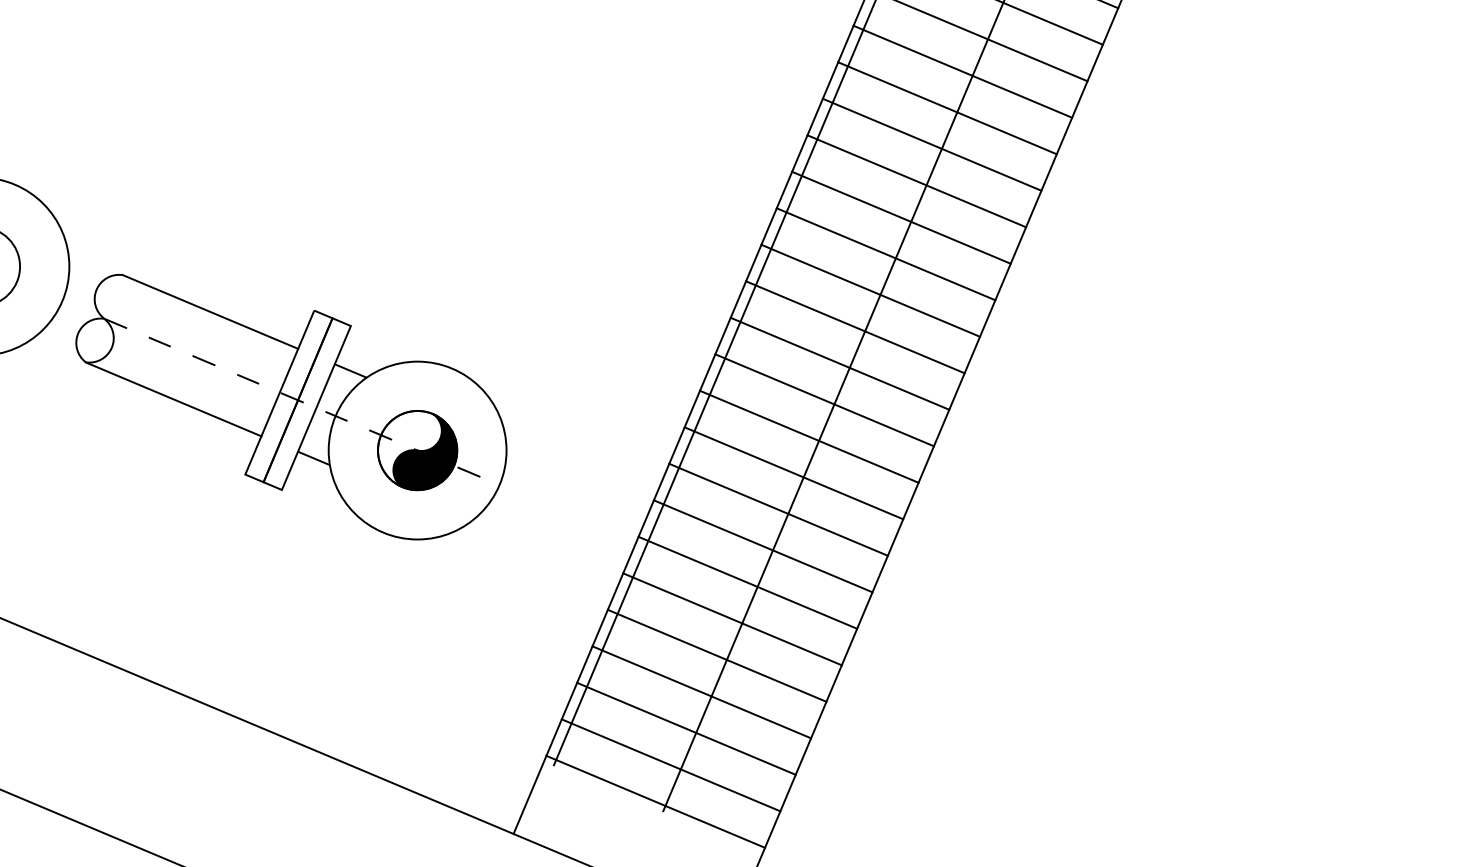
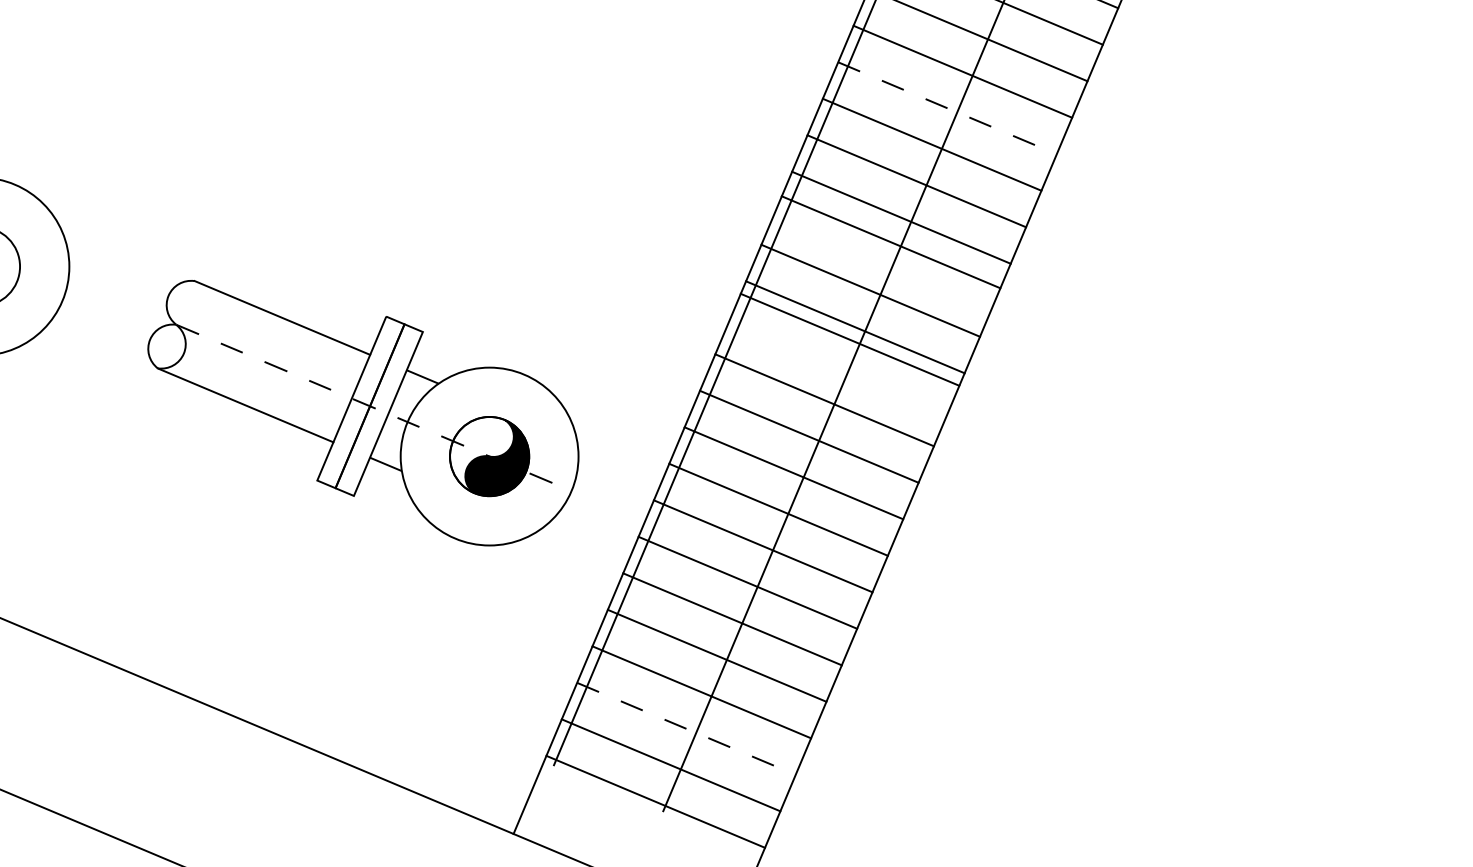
line: solid -> dashed (947, 108)
line position: (885, 254) -> (890, 242) (890, 242)
line position: (839, 363) -> (849, 339) (849, 339)
part position: (291, 407) -> (363, 413) (363, 413)
line: solid -> dashed (686, 728)
